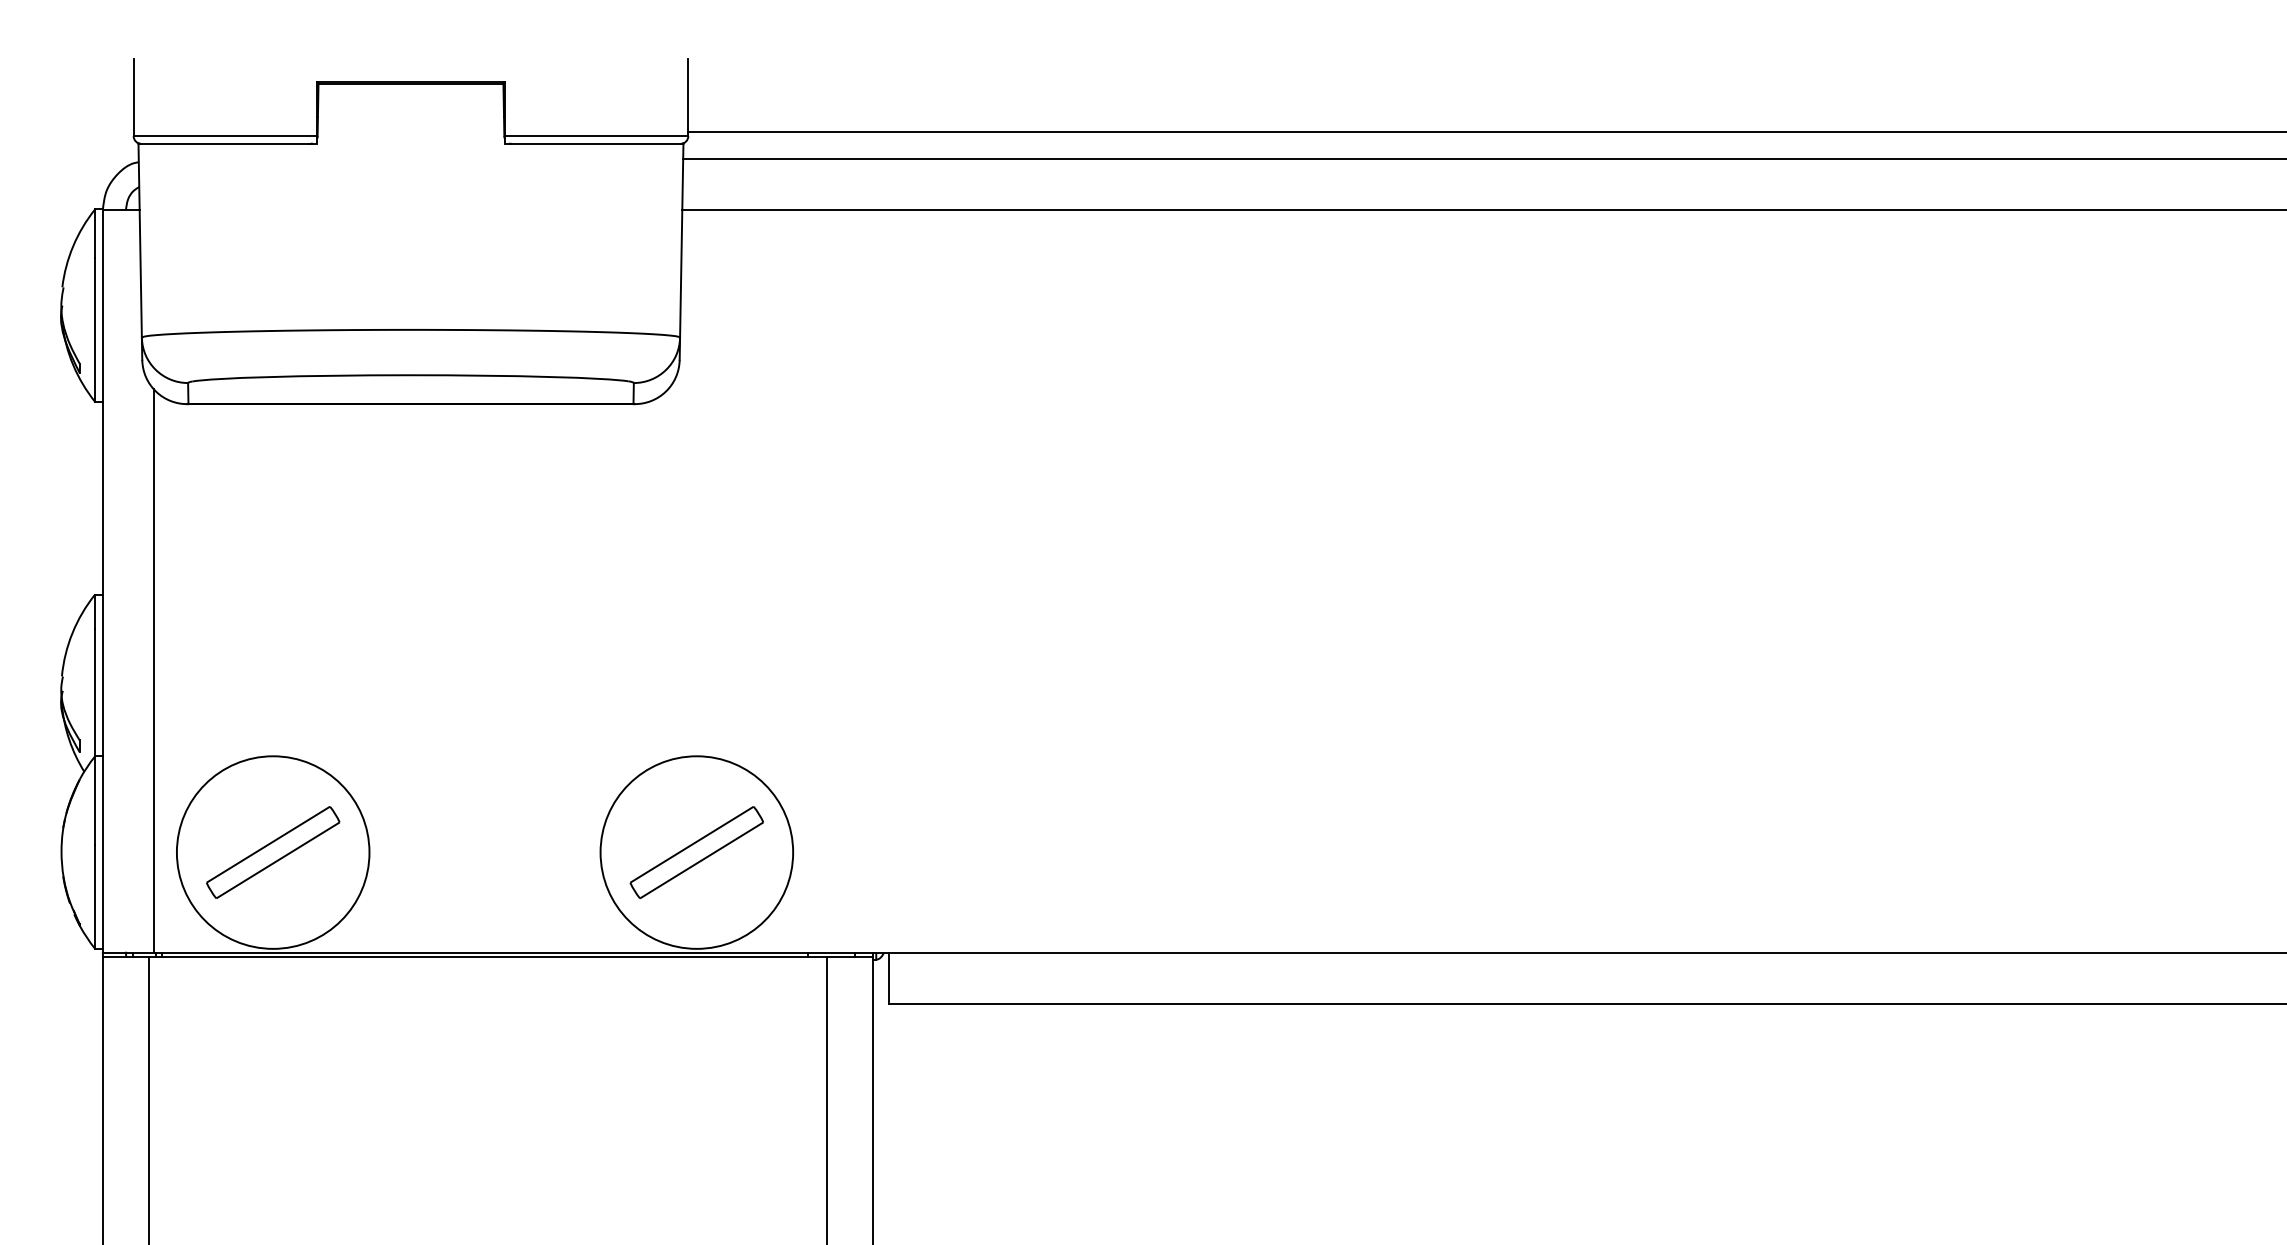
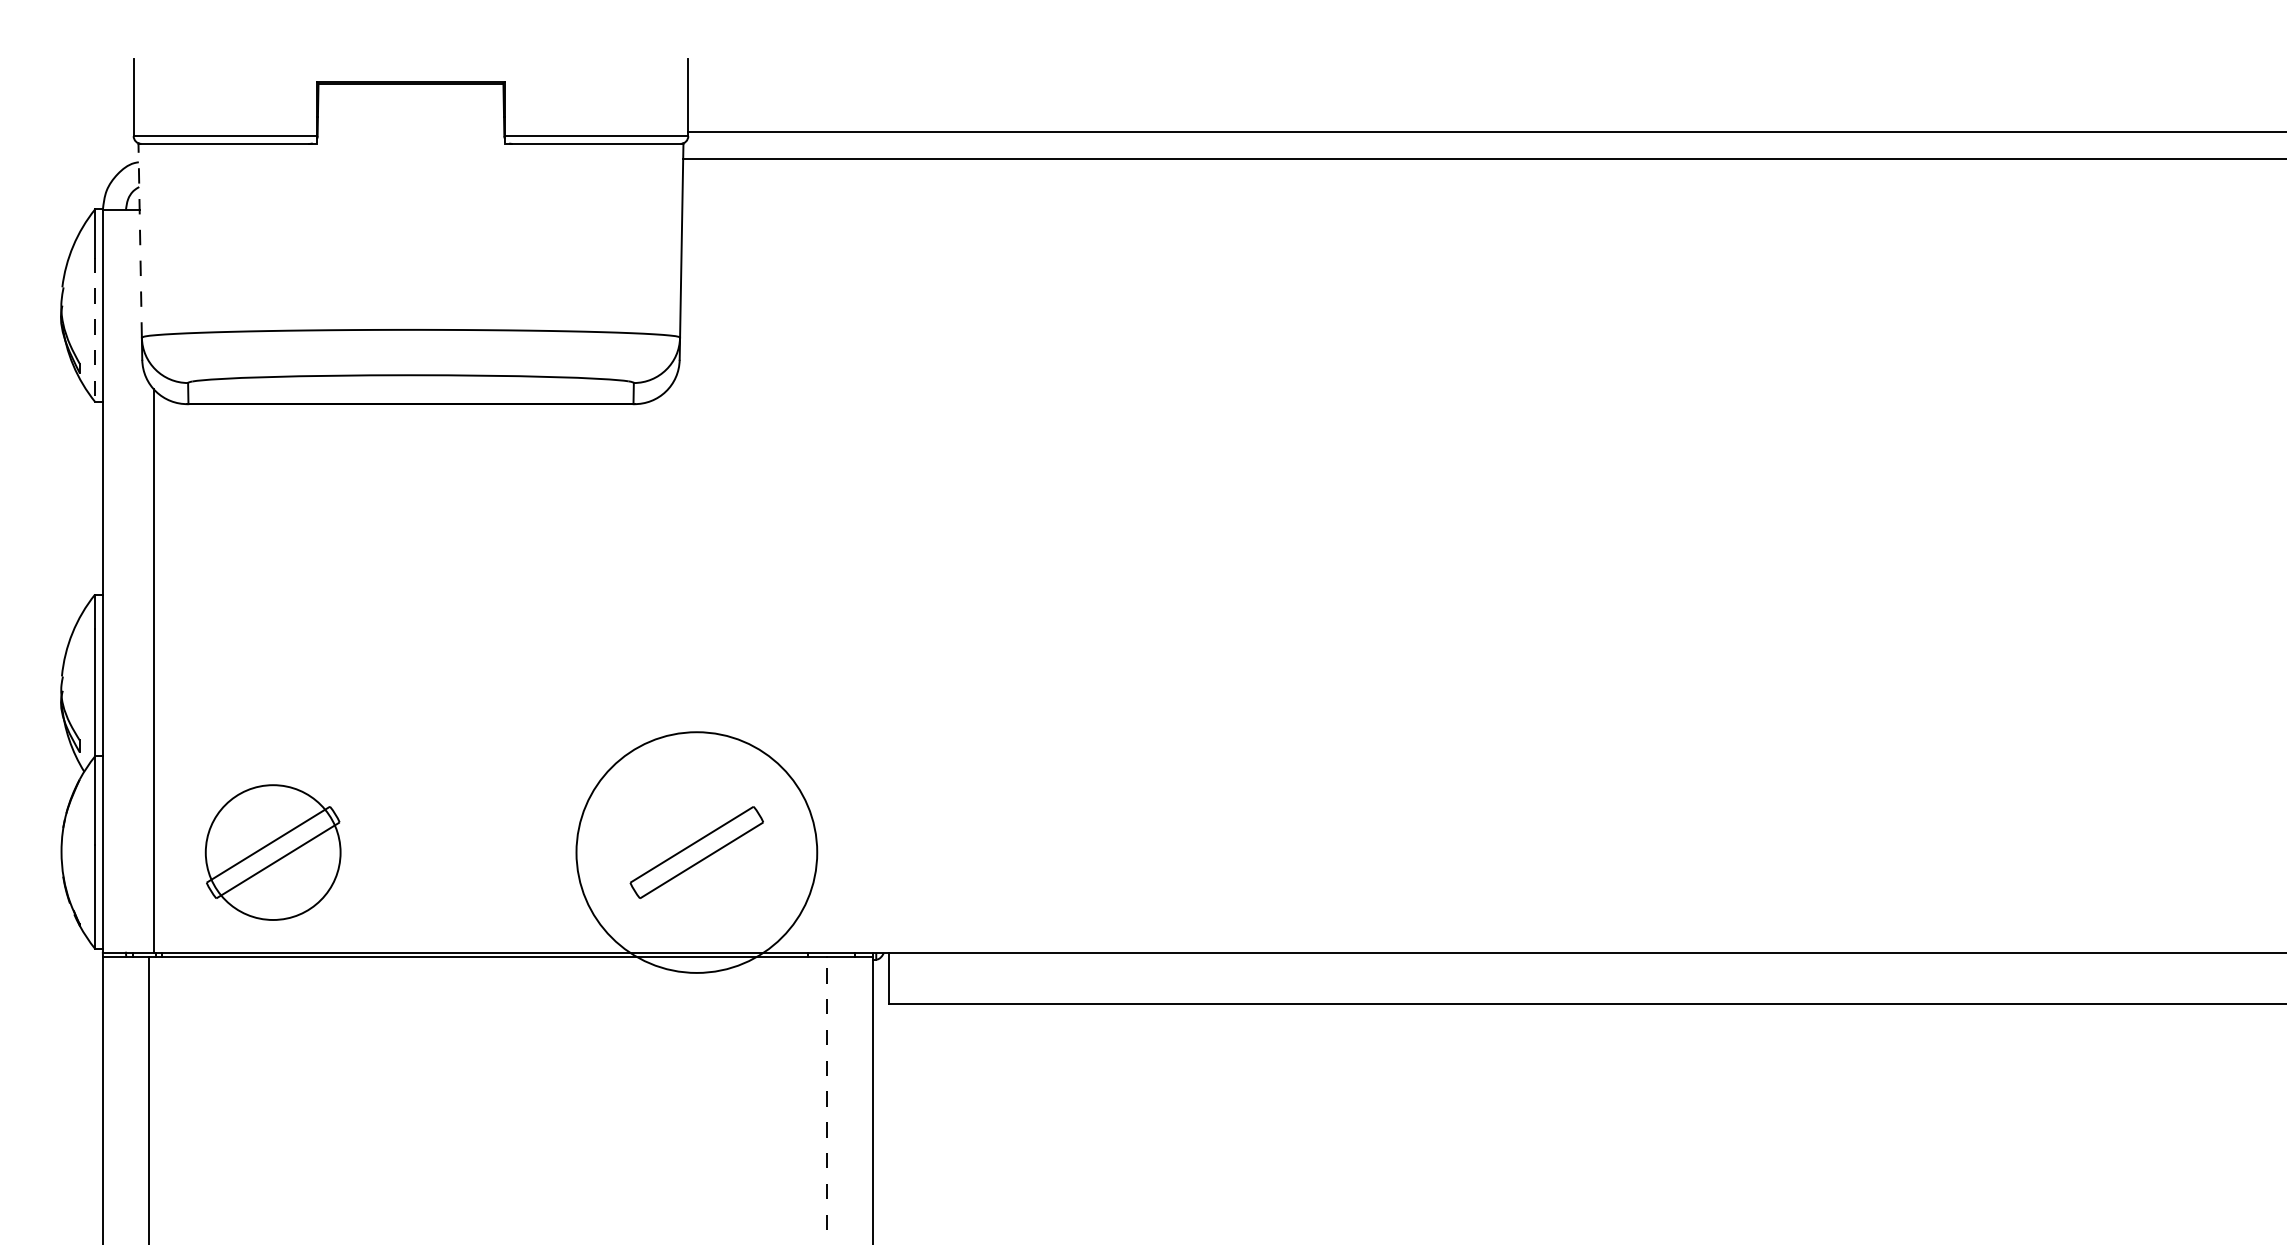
line: present -> none (1482, 210)
line: solid -> dashed (140, 240)
line: solid -> dashed (95, 330)
circle diameter: 193 px -> 135 px (272, 852)
circle diameter: 193 px -> 241 px (696, 852)
line: solid -> dashed (826, 1100)
